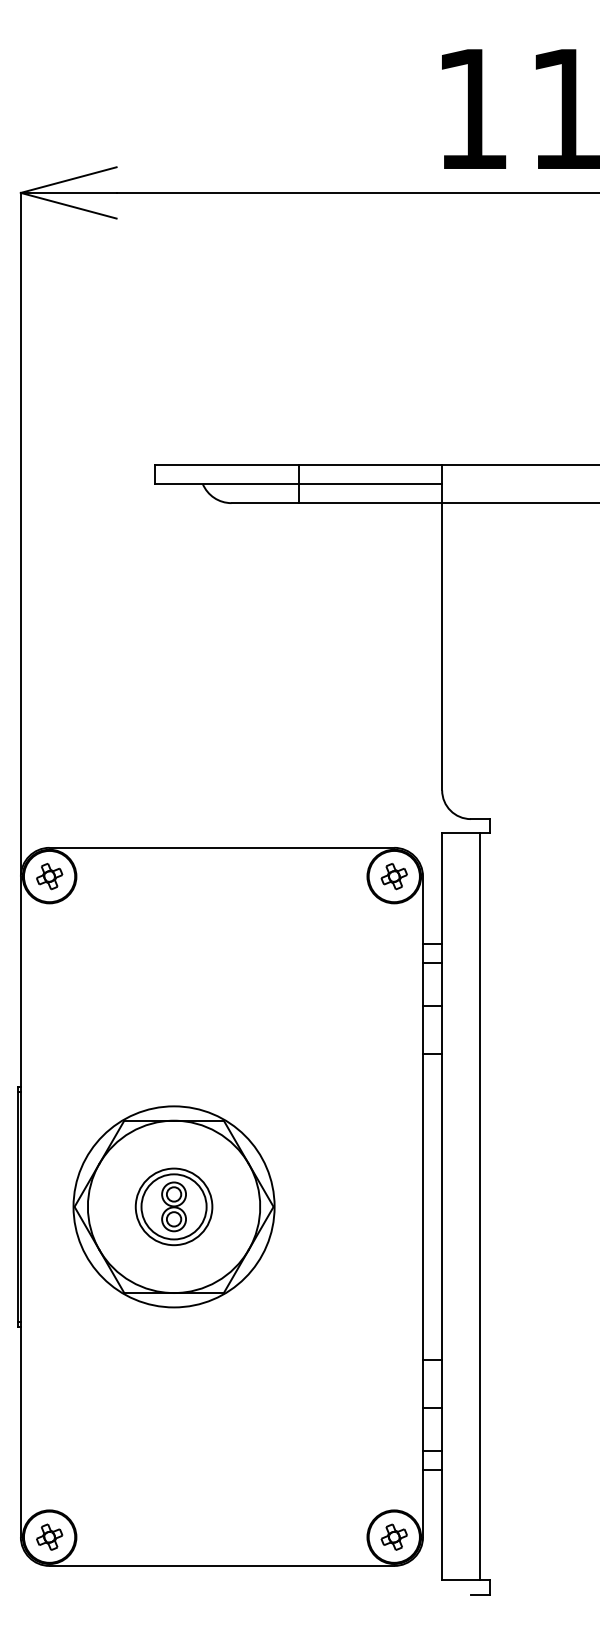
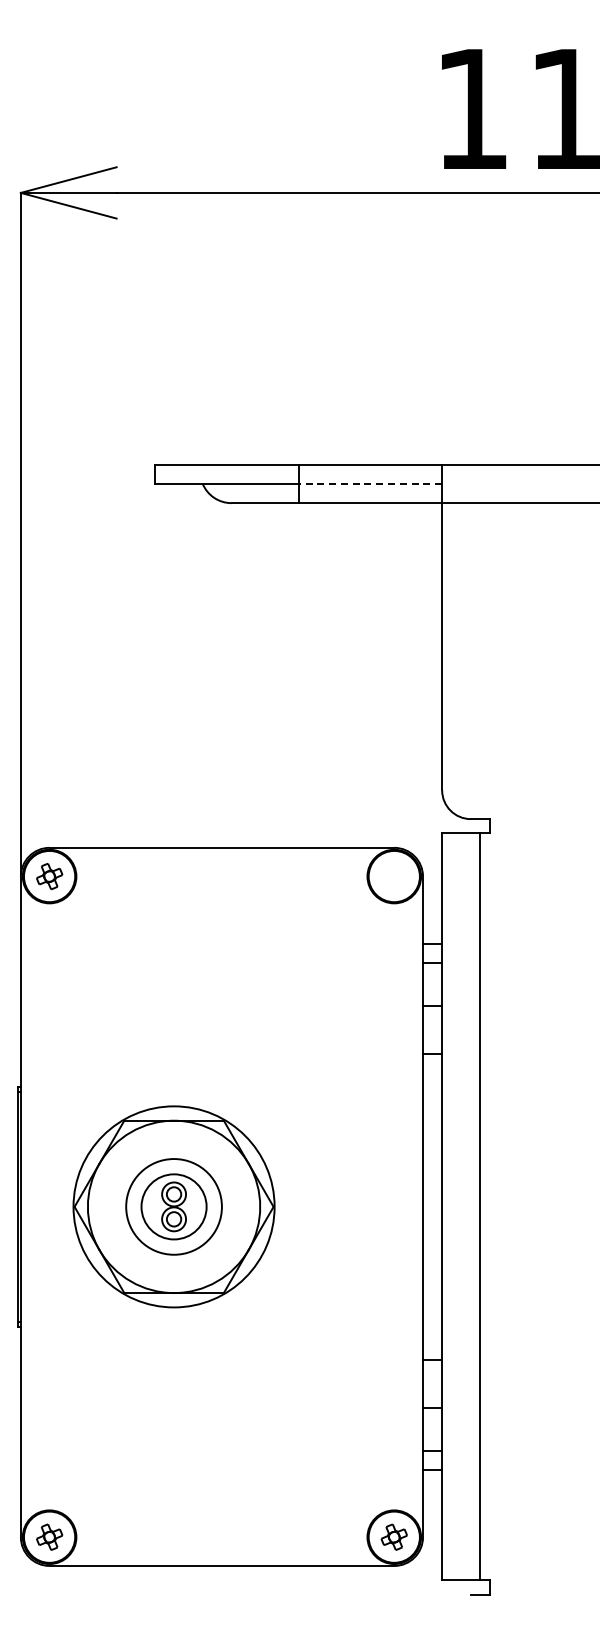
line: solid -> dashed (370, 484)
part: present -> none (393, 876)
circle diameter: 77 px -> 96 px (173, 1206)
